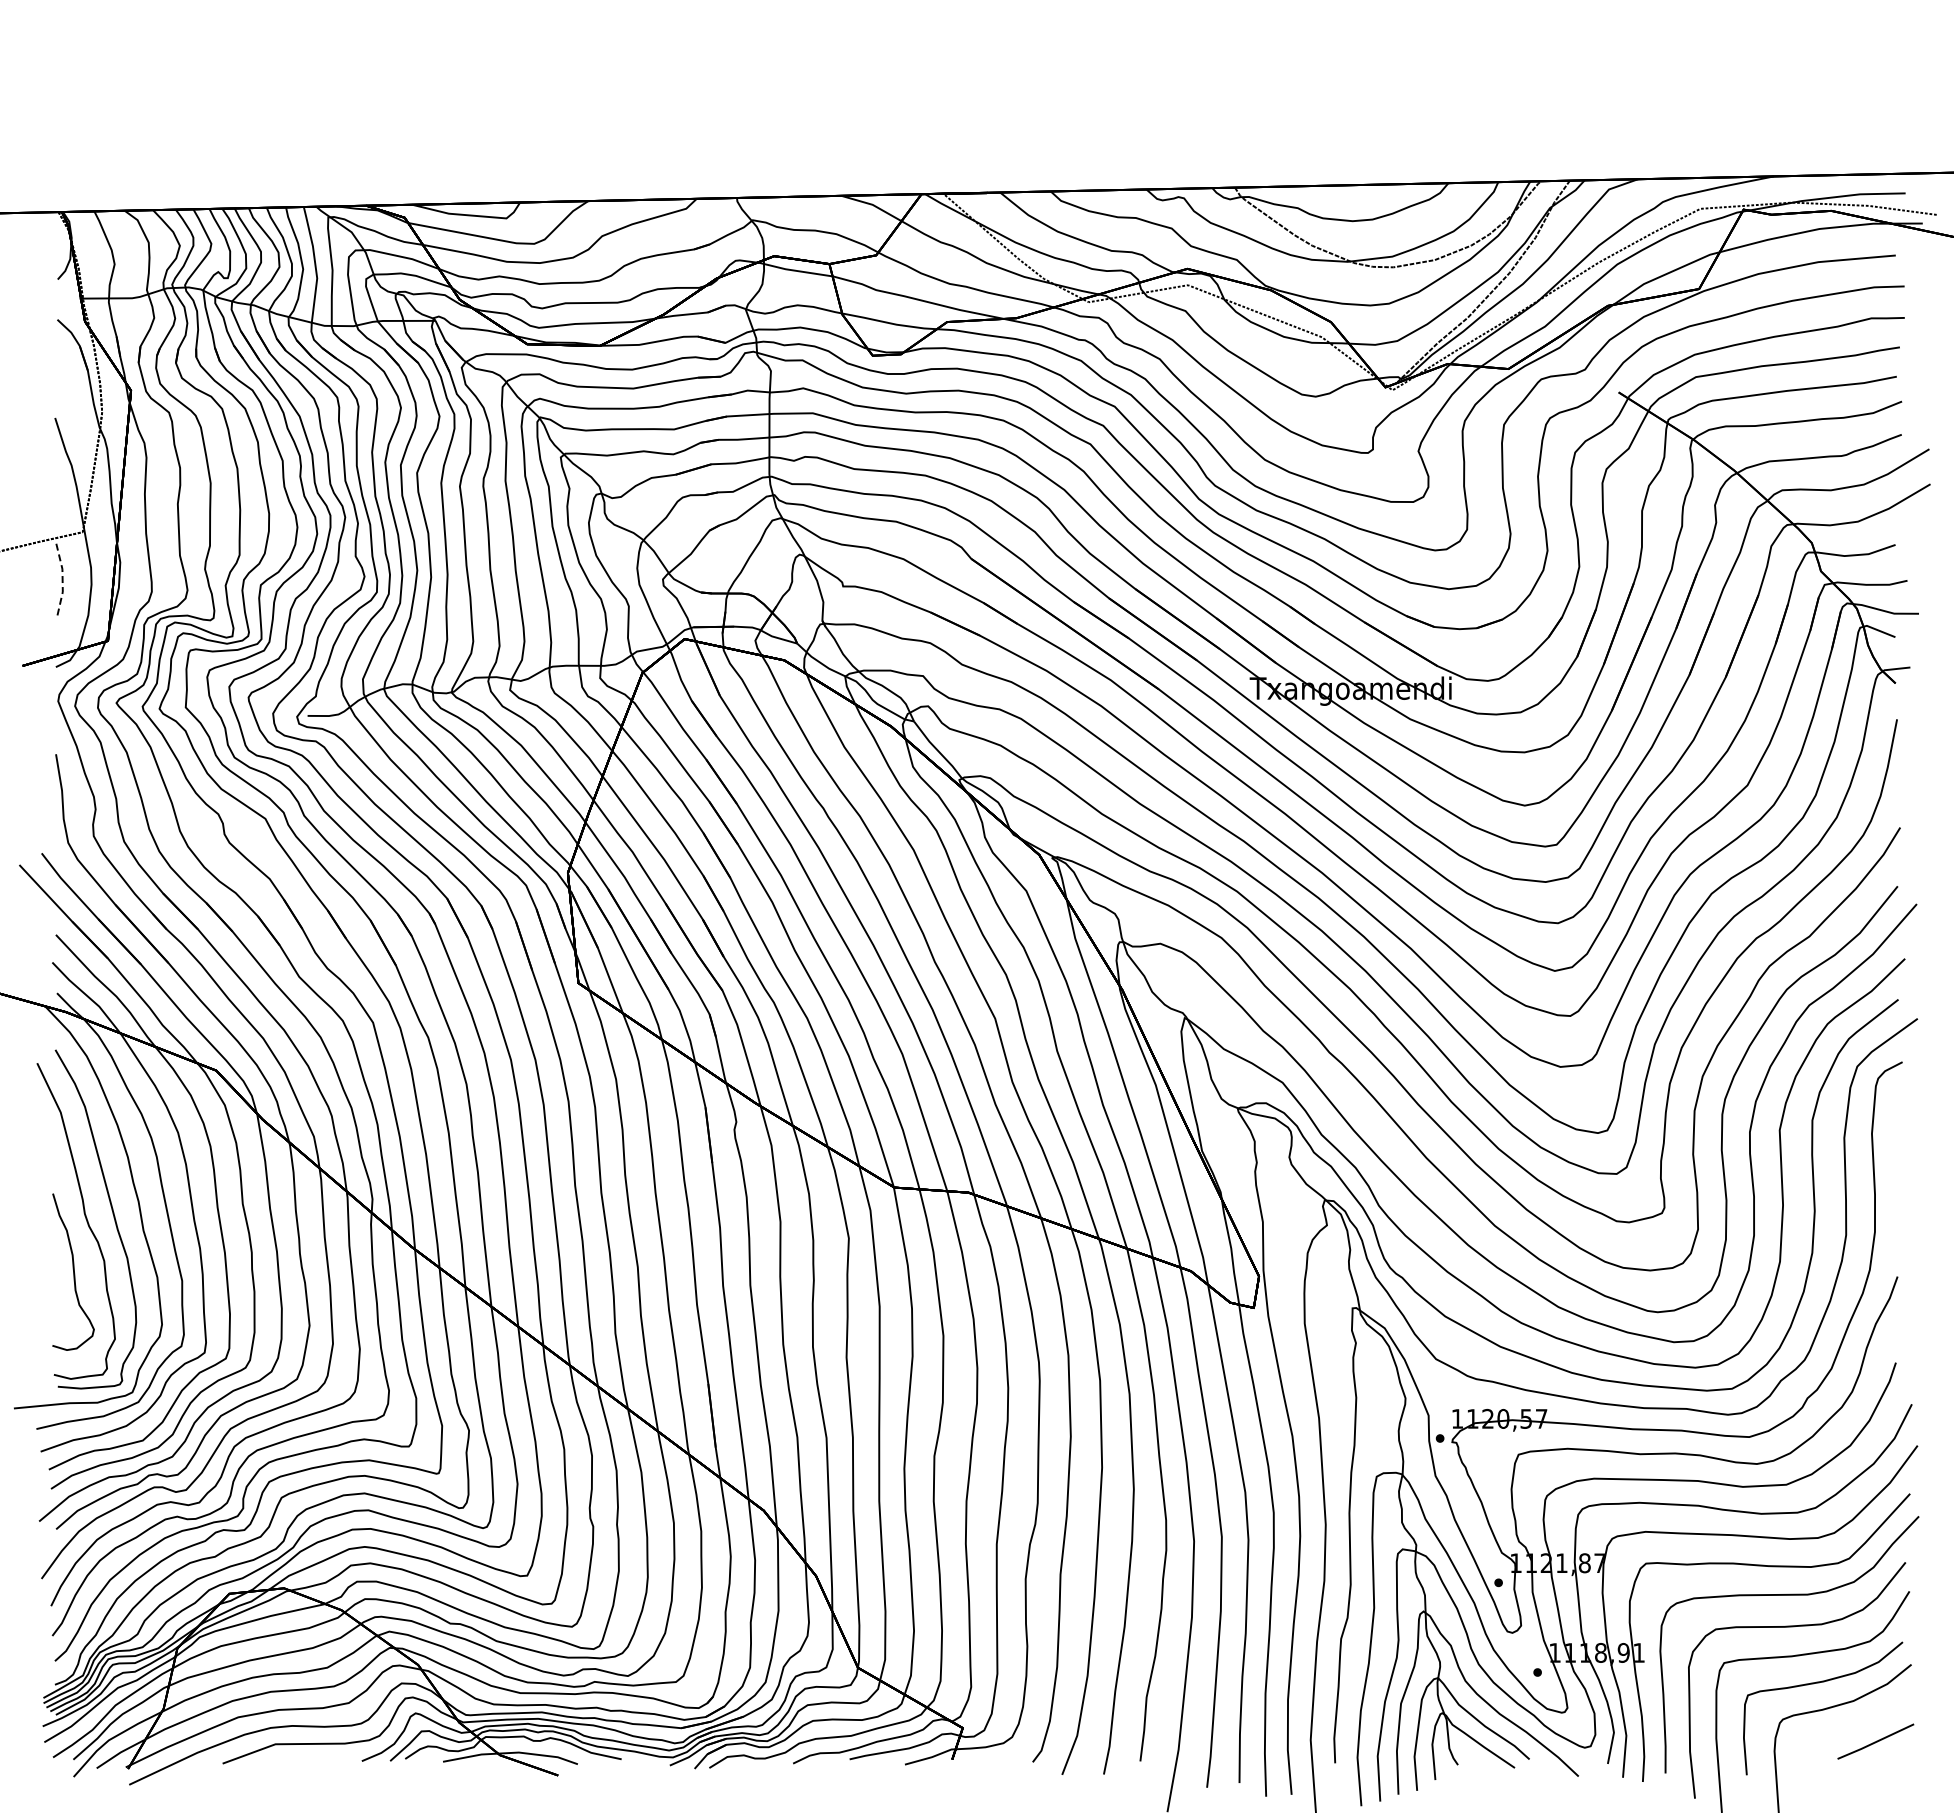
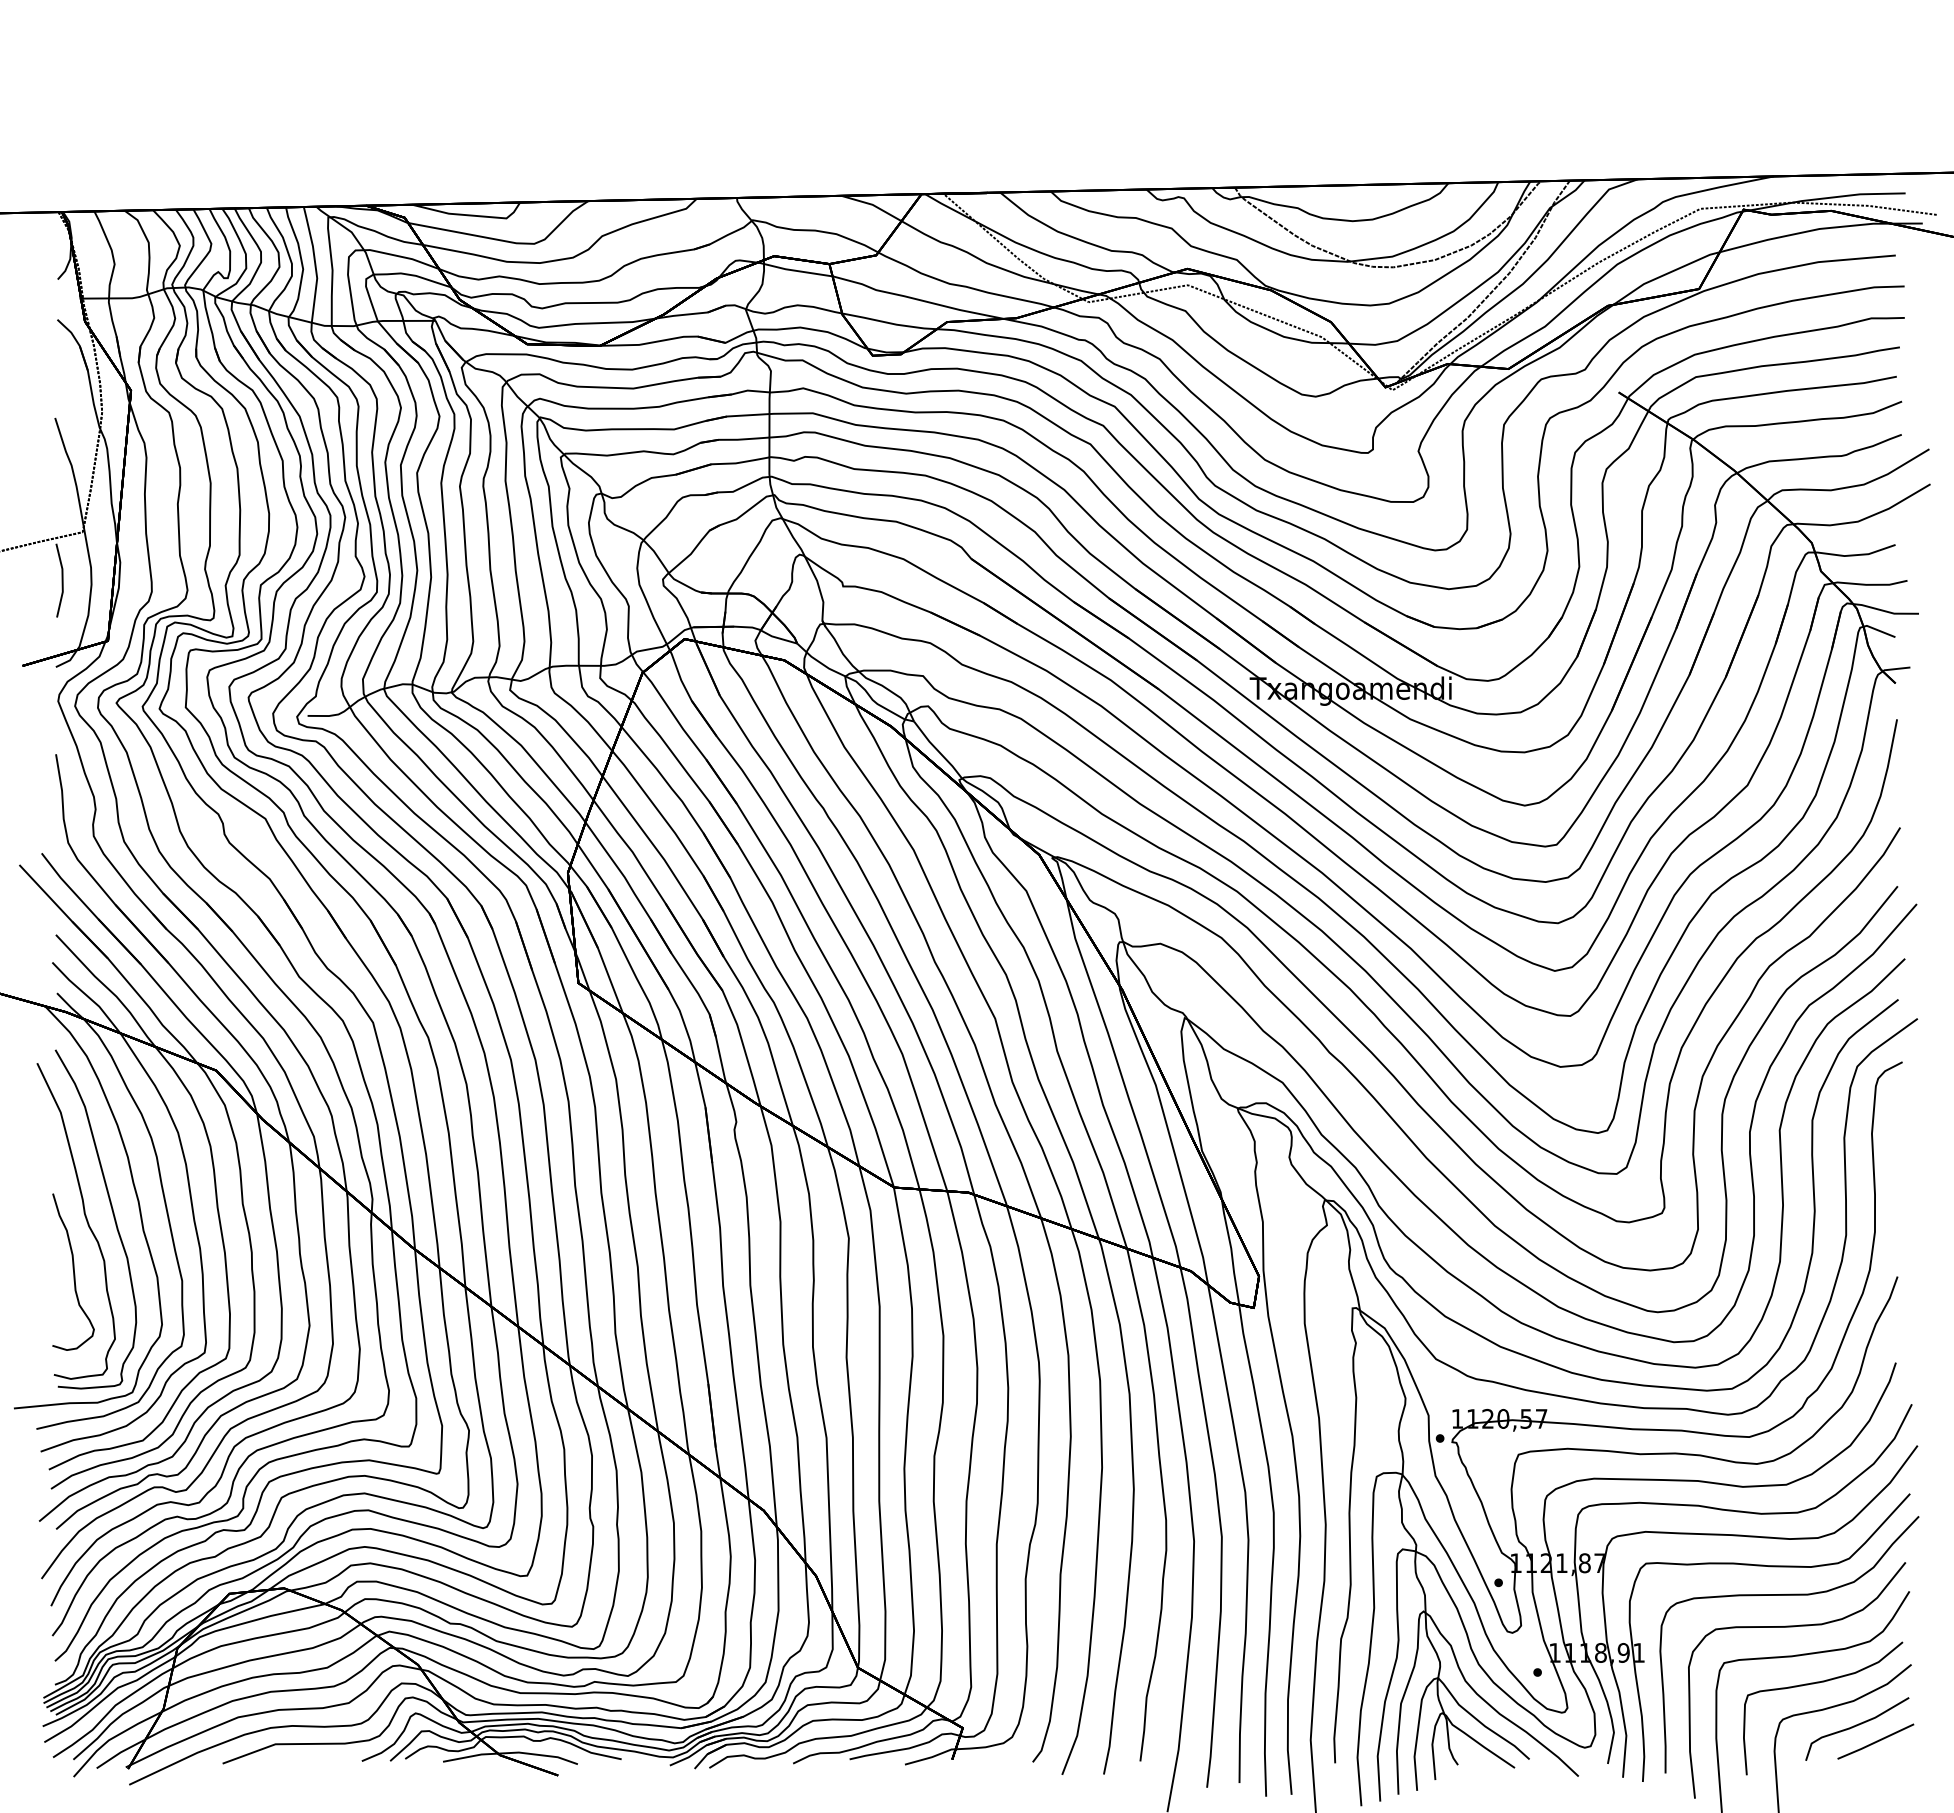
line: dashed -> solid (62, 581)
curve: none -> present (1857, 1726)
